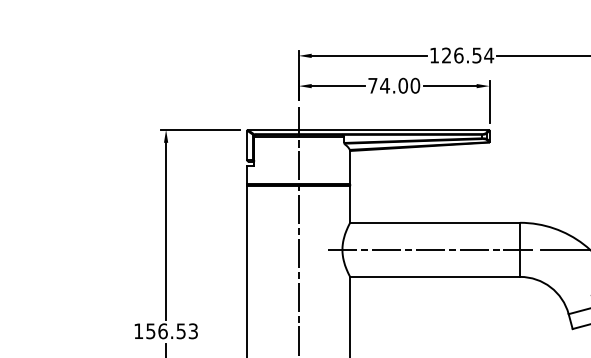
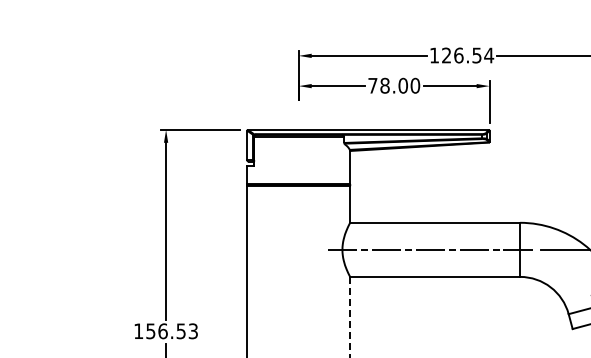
text: 74.00 -> 78.00 (384, 85)
line: present -> none (298, 230)
line: solid -> dashed (350, 317)
